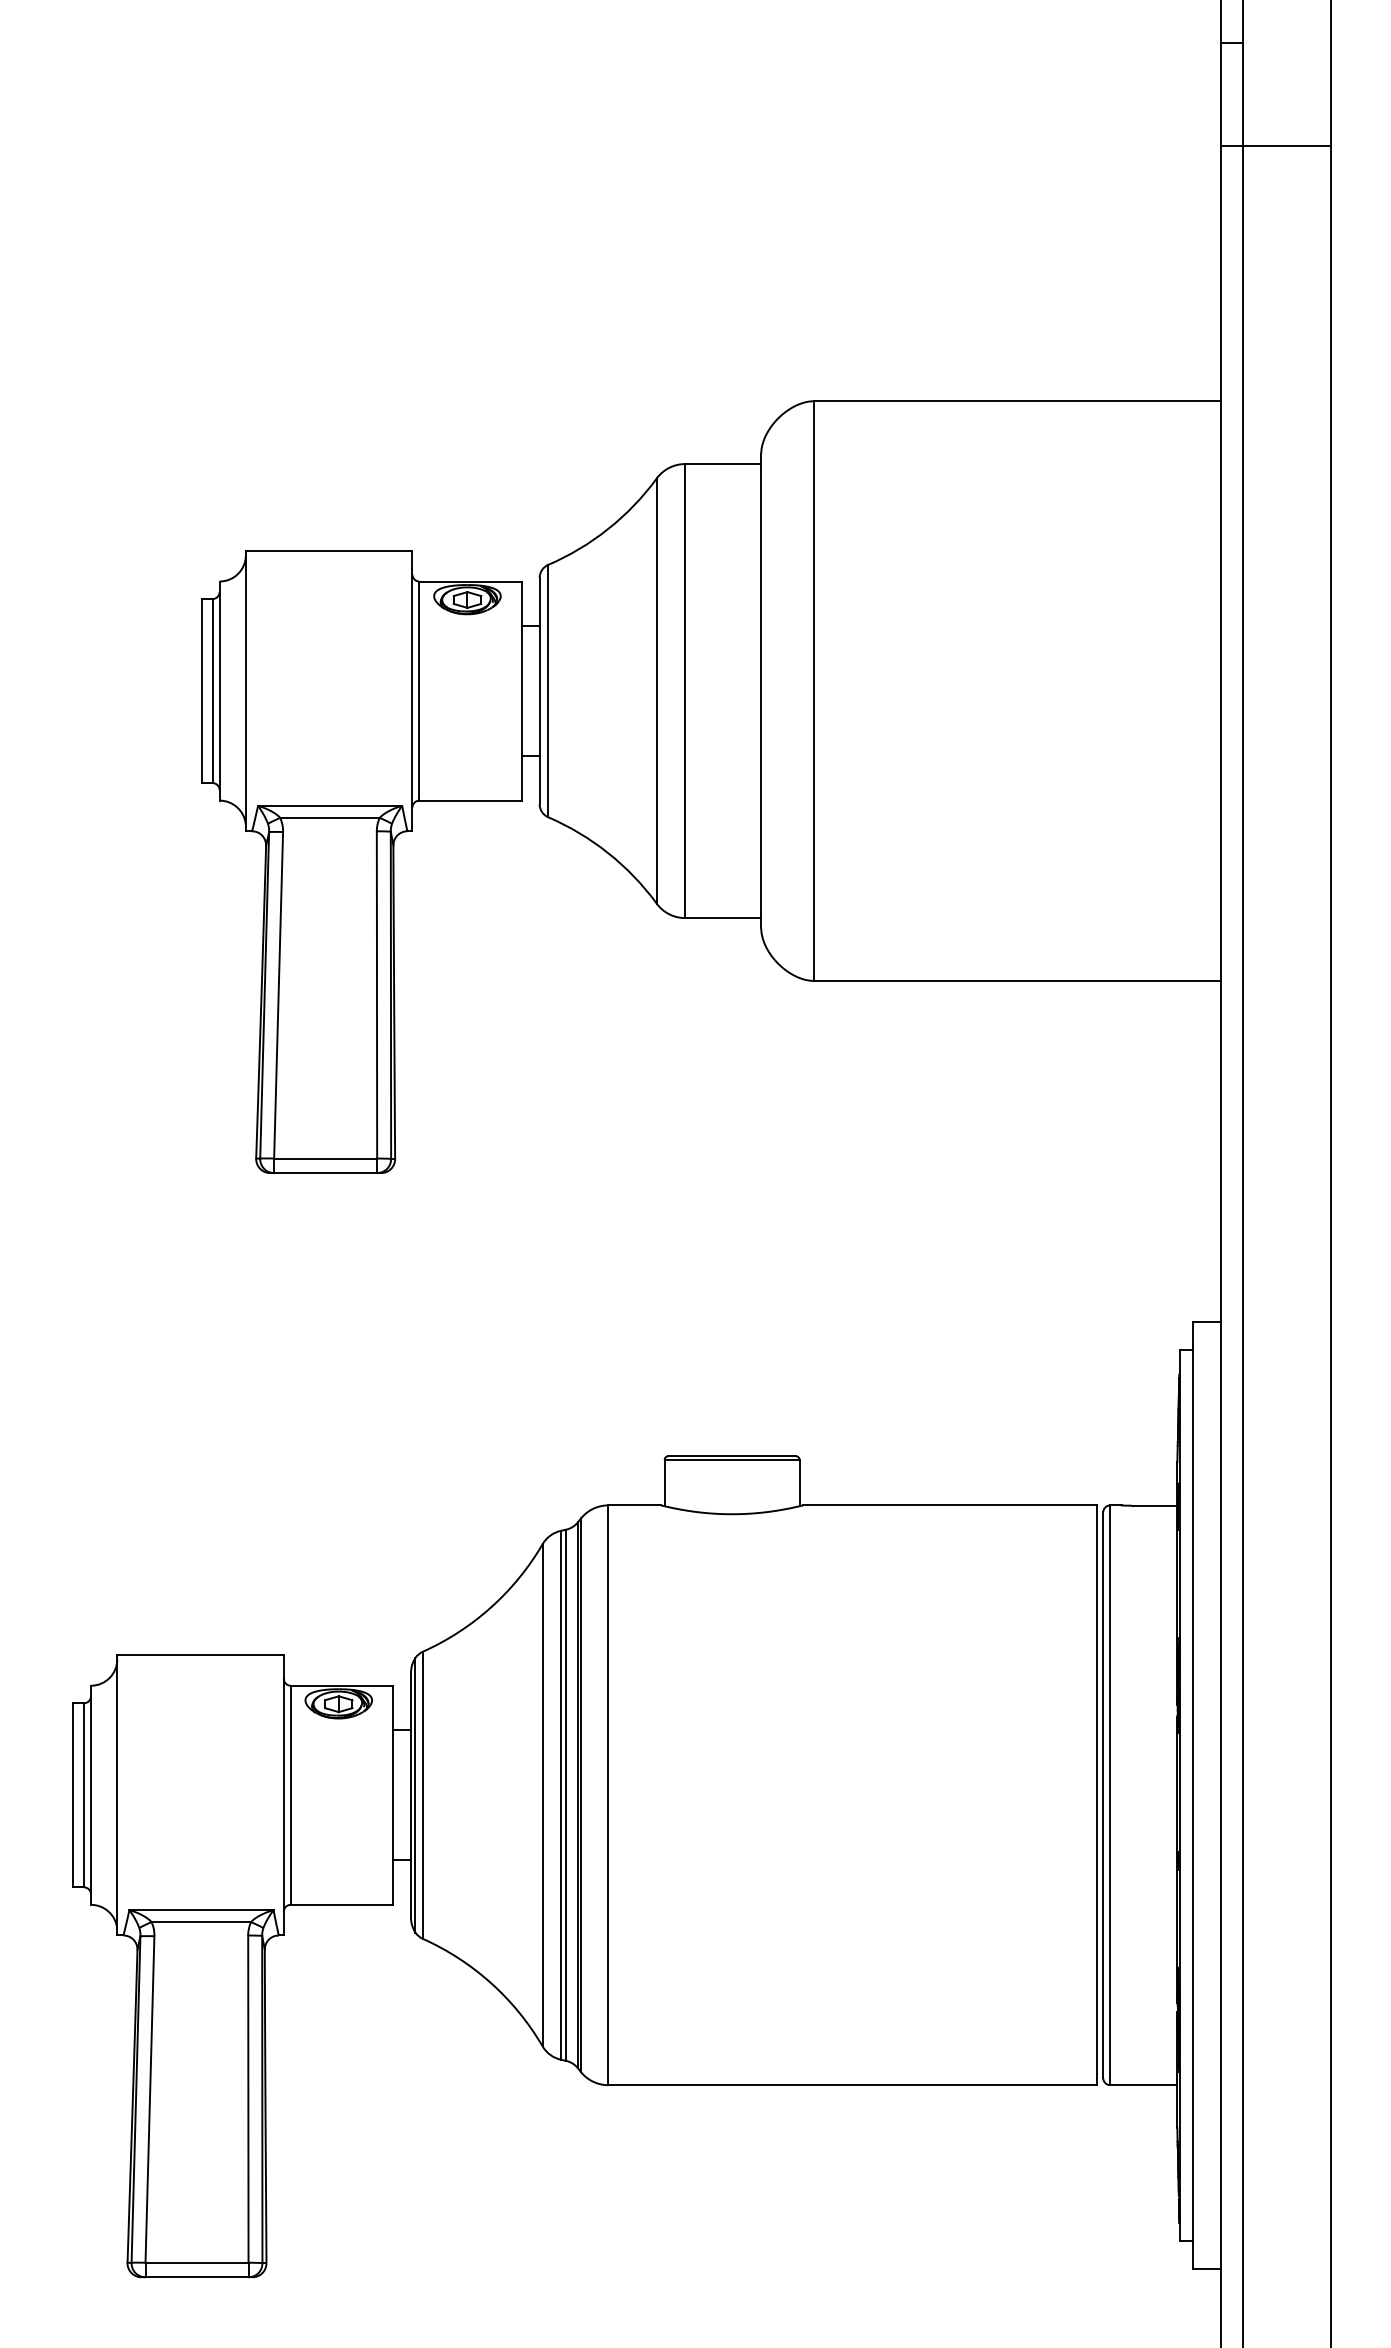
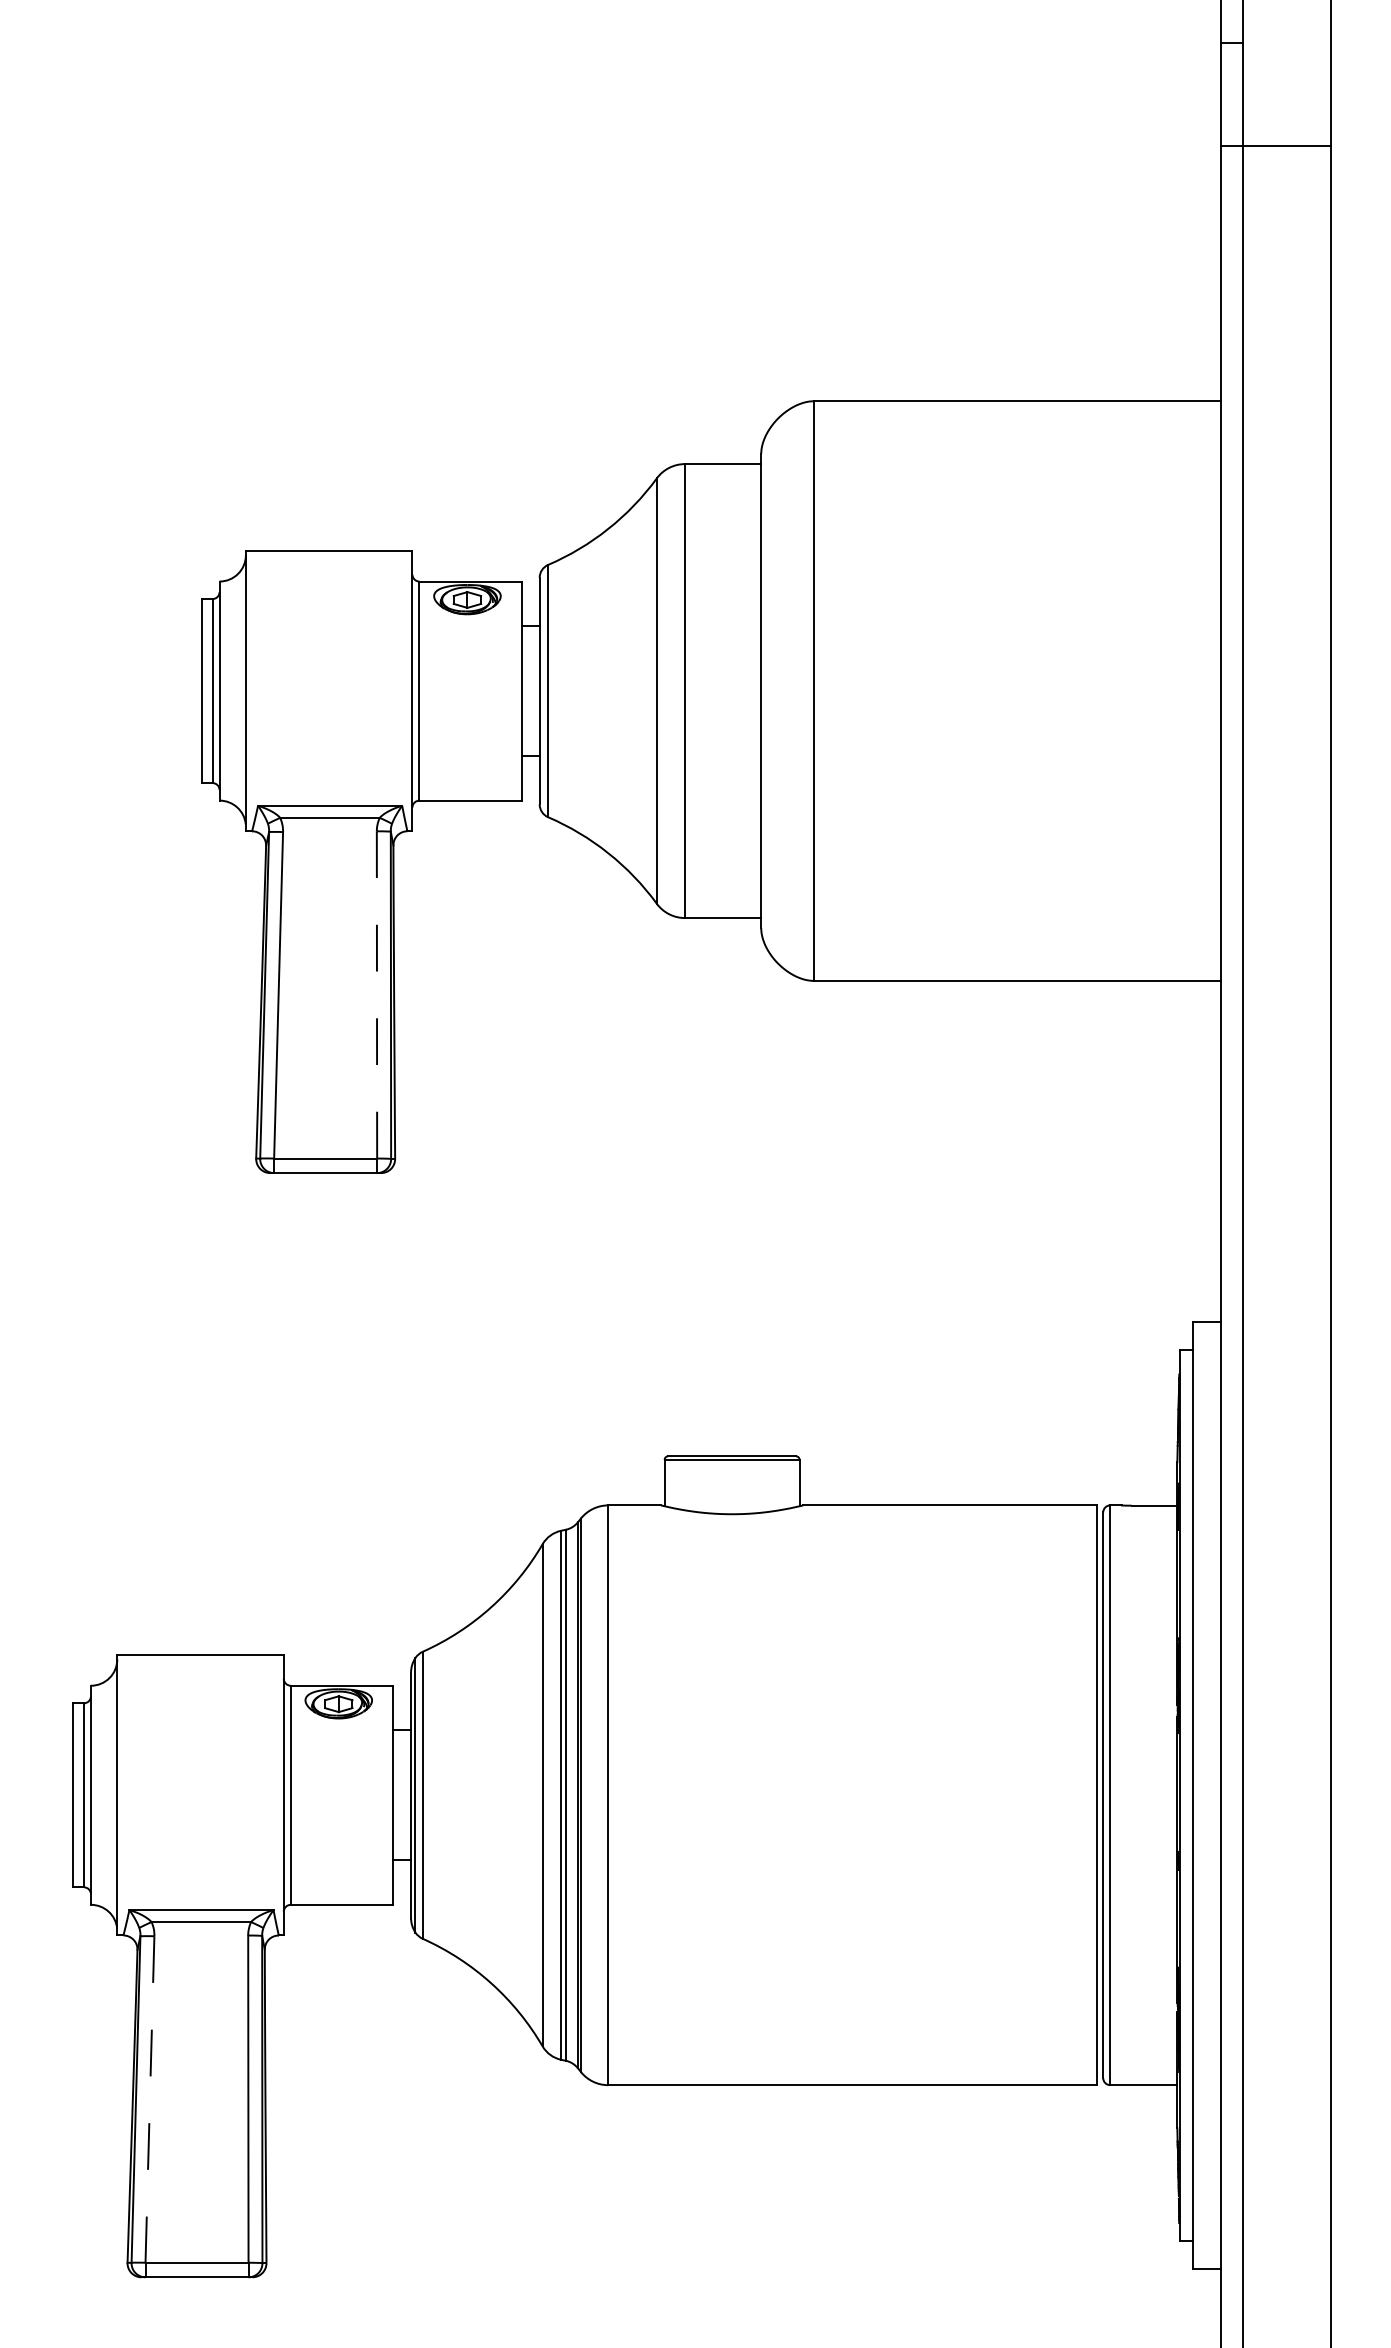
line: solid -> dashed (377, 994)
line: solid -> dashed (149, 2099)
